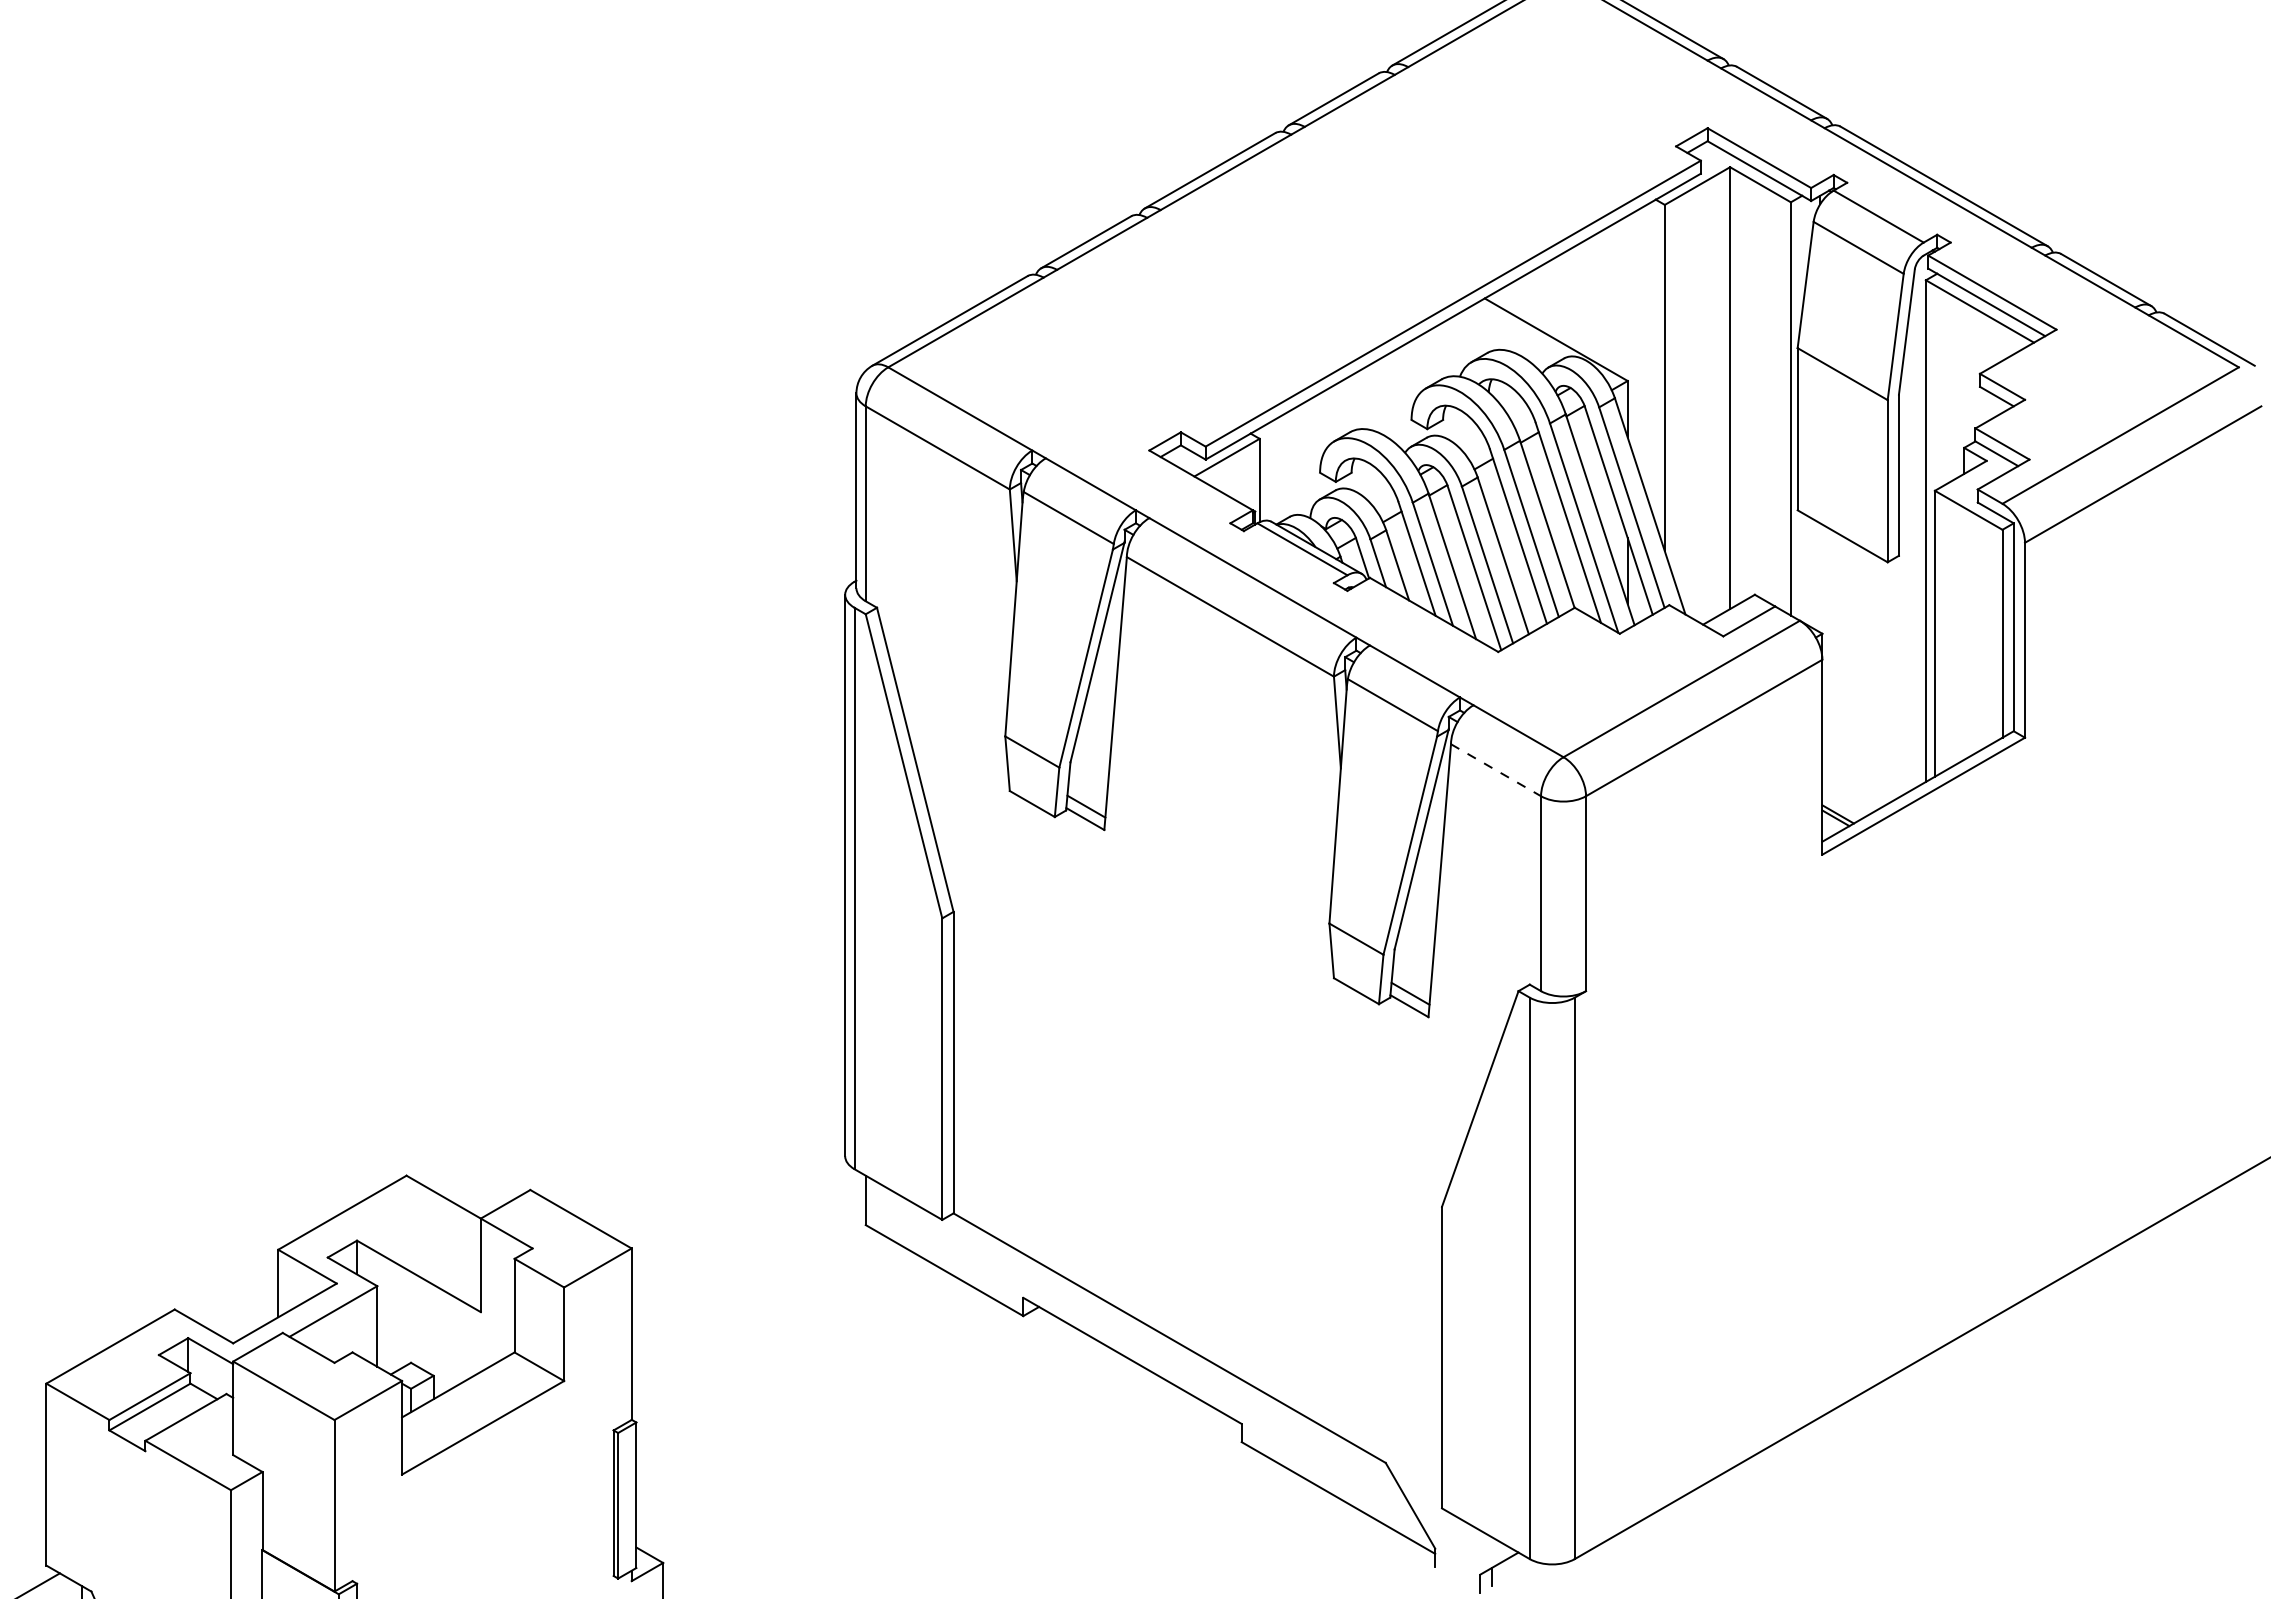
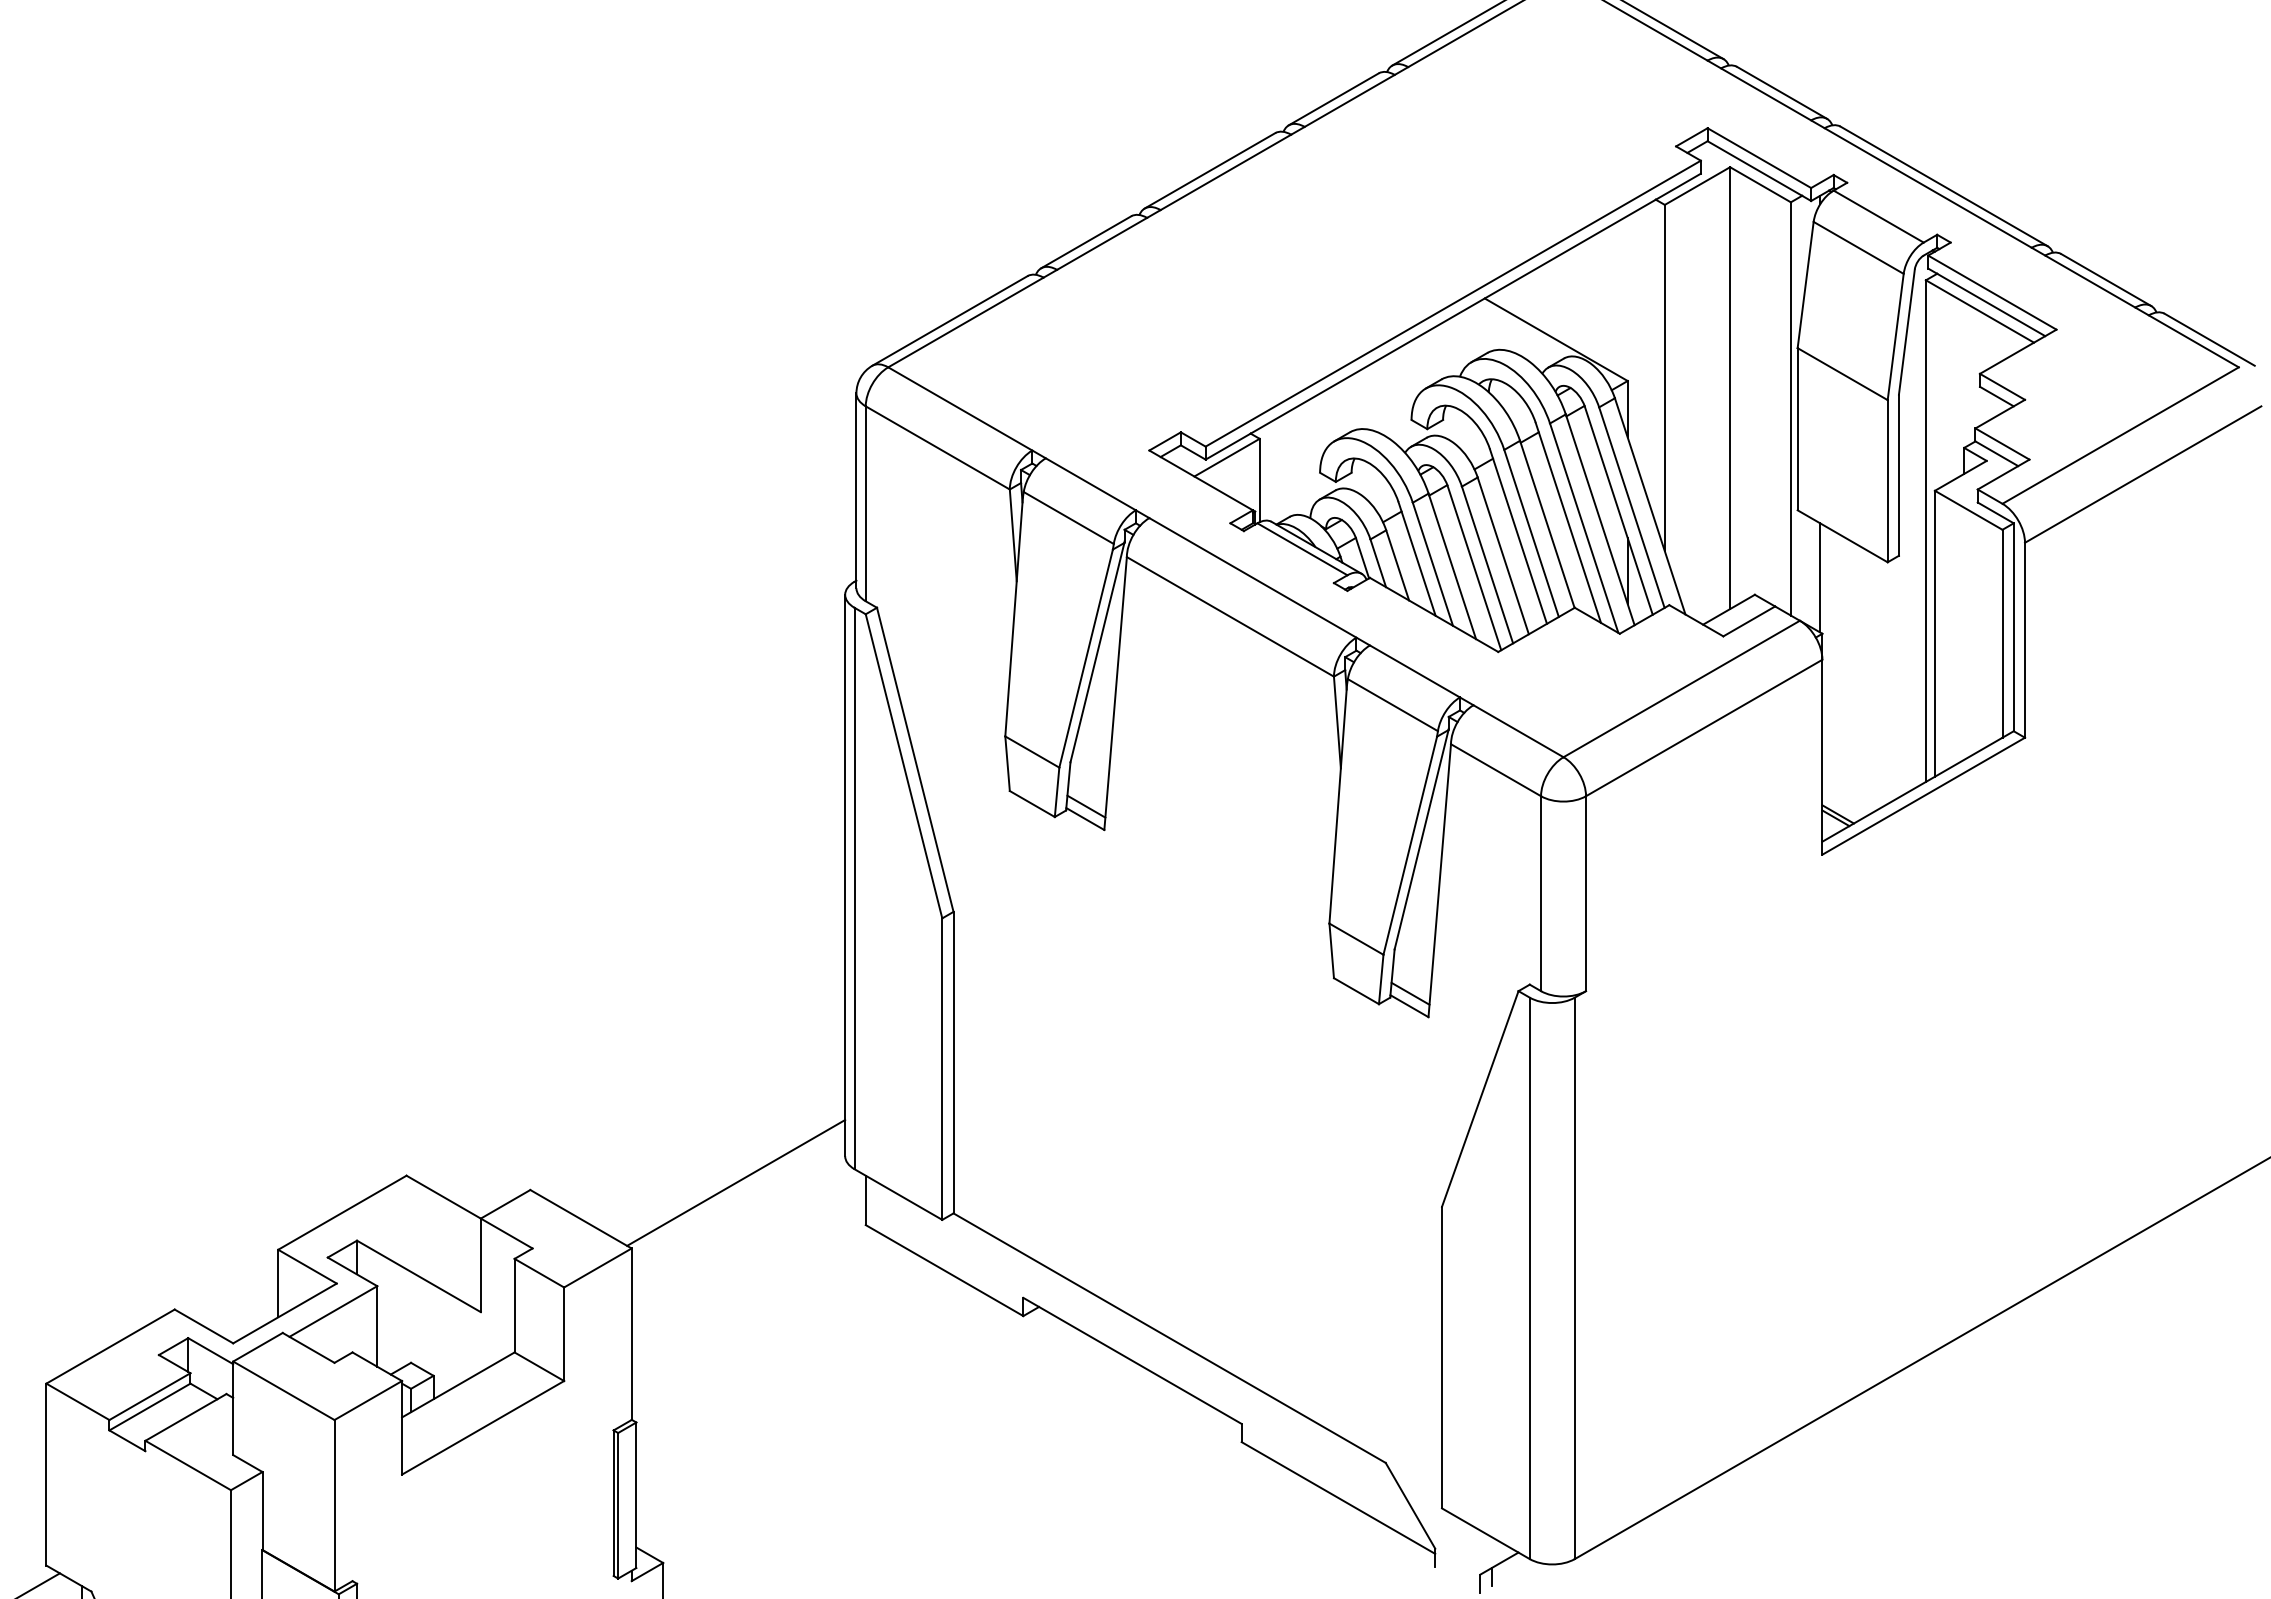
line: none -> present (1820, 577)
line: dashed -> solid (1496, 770)
line: none -> present (736, 1182)
